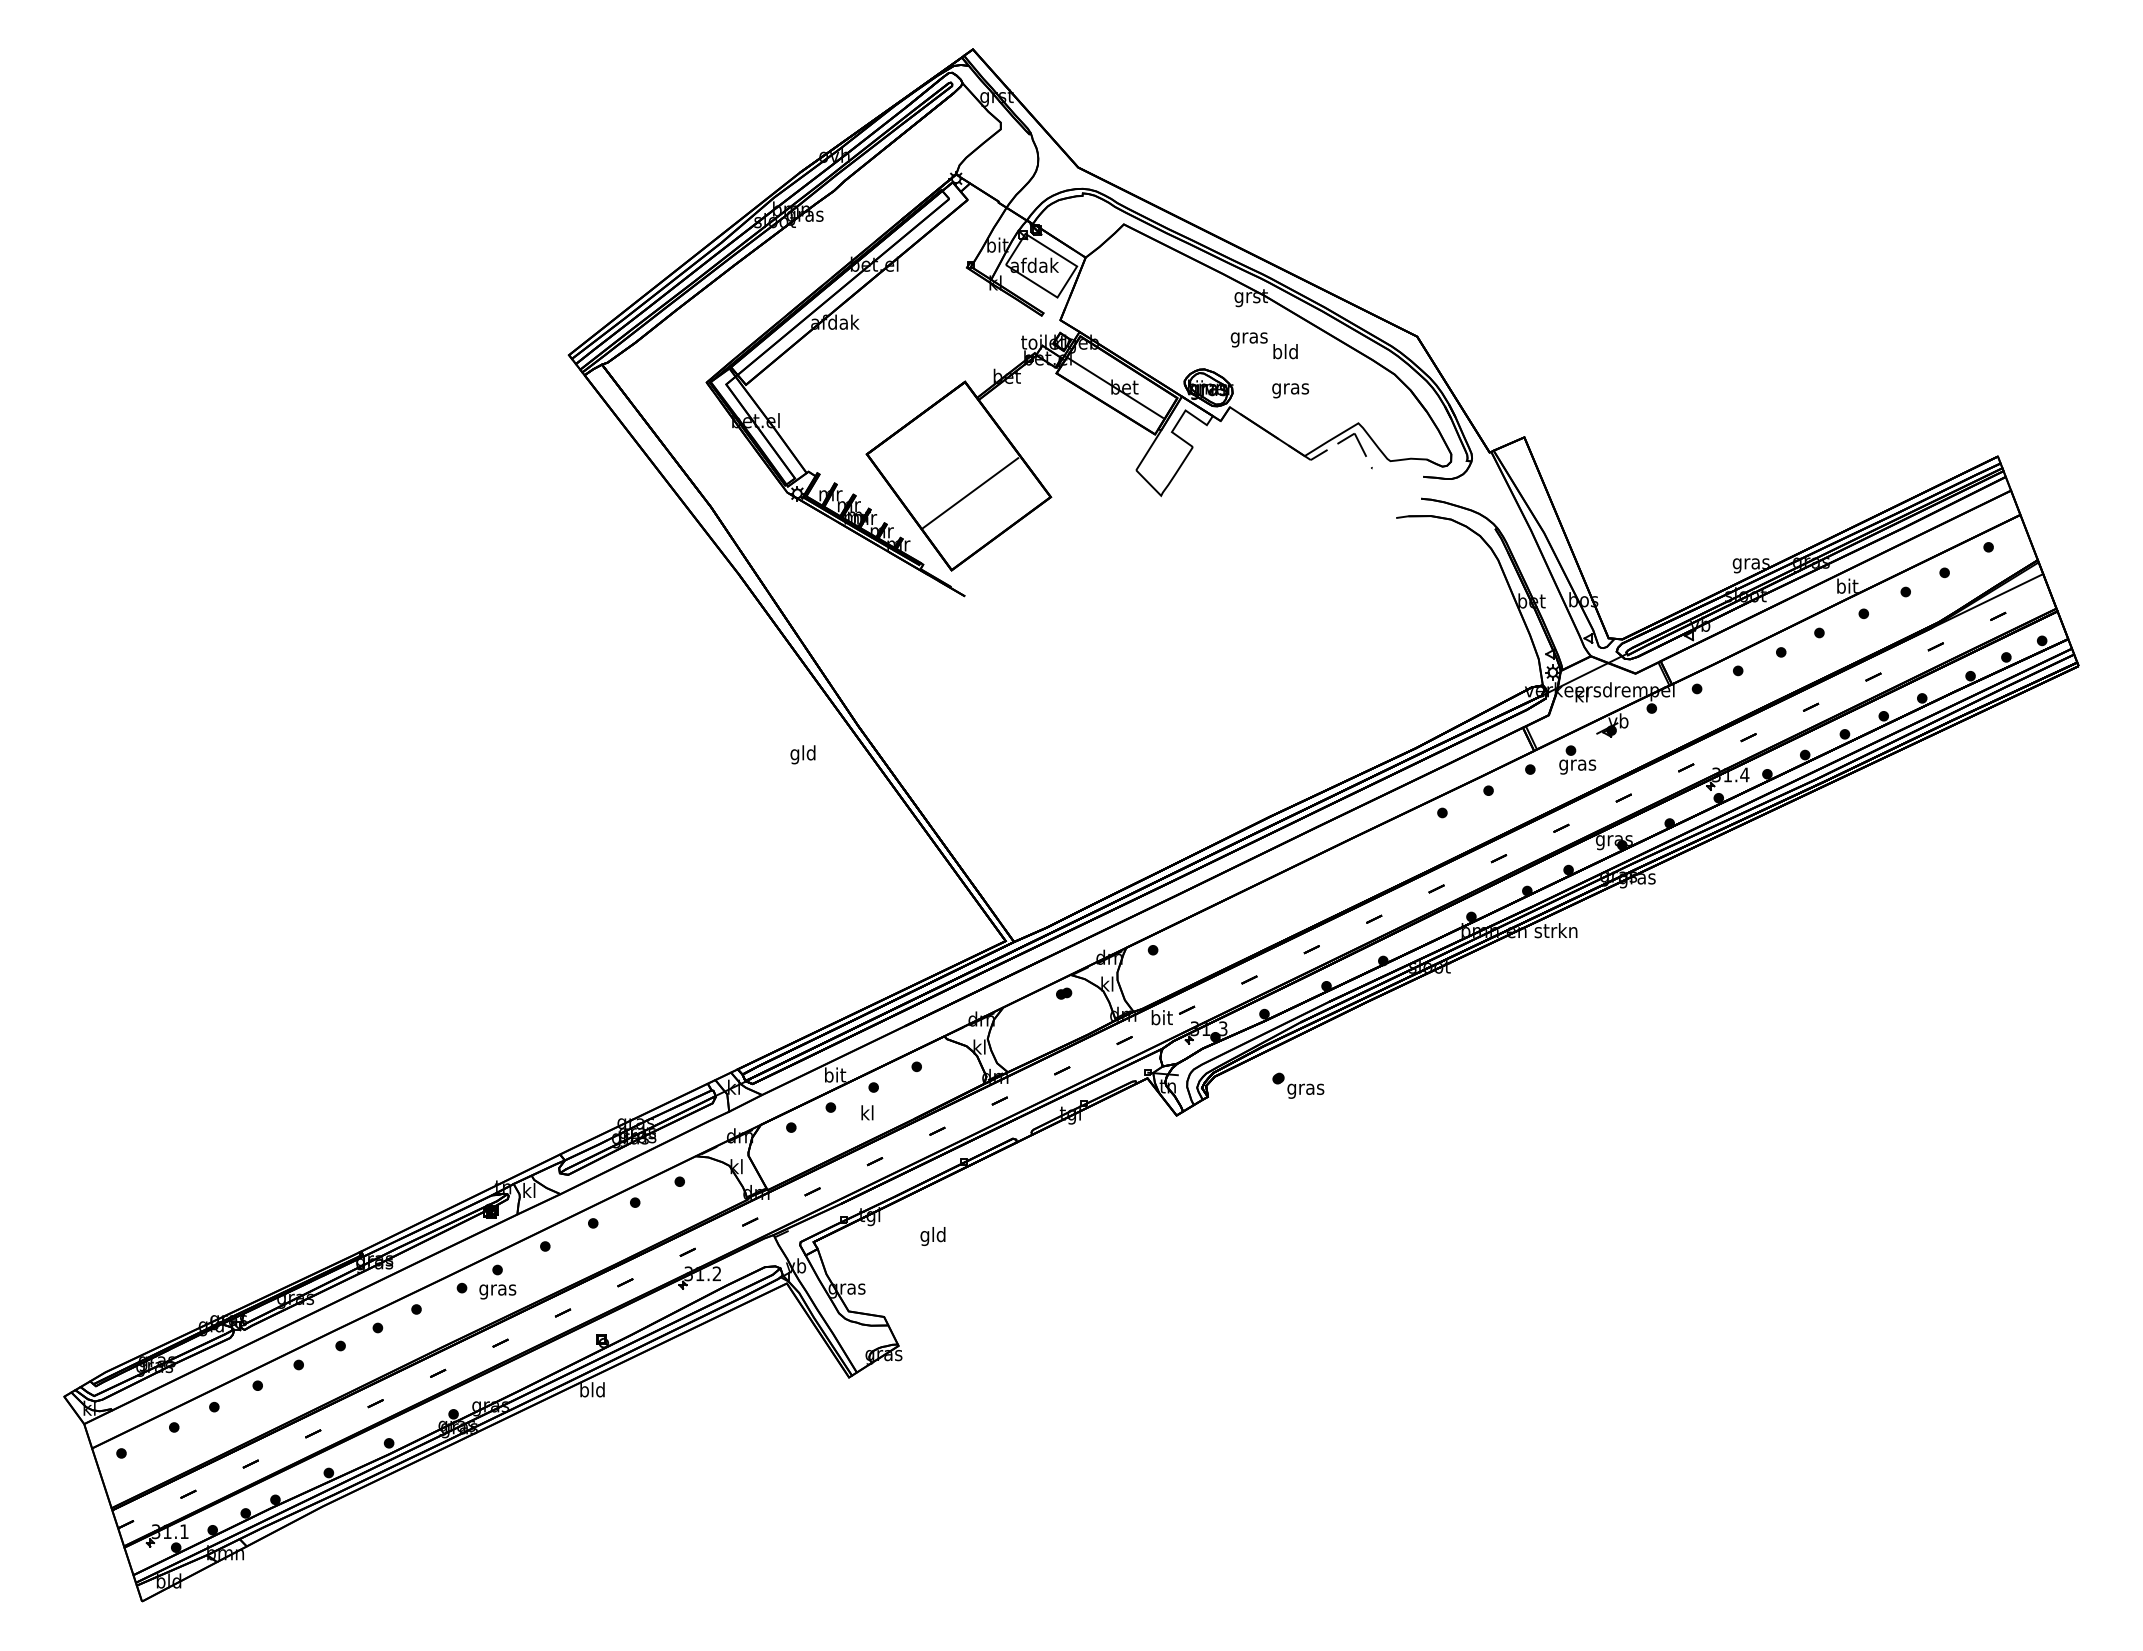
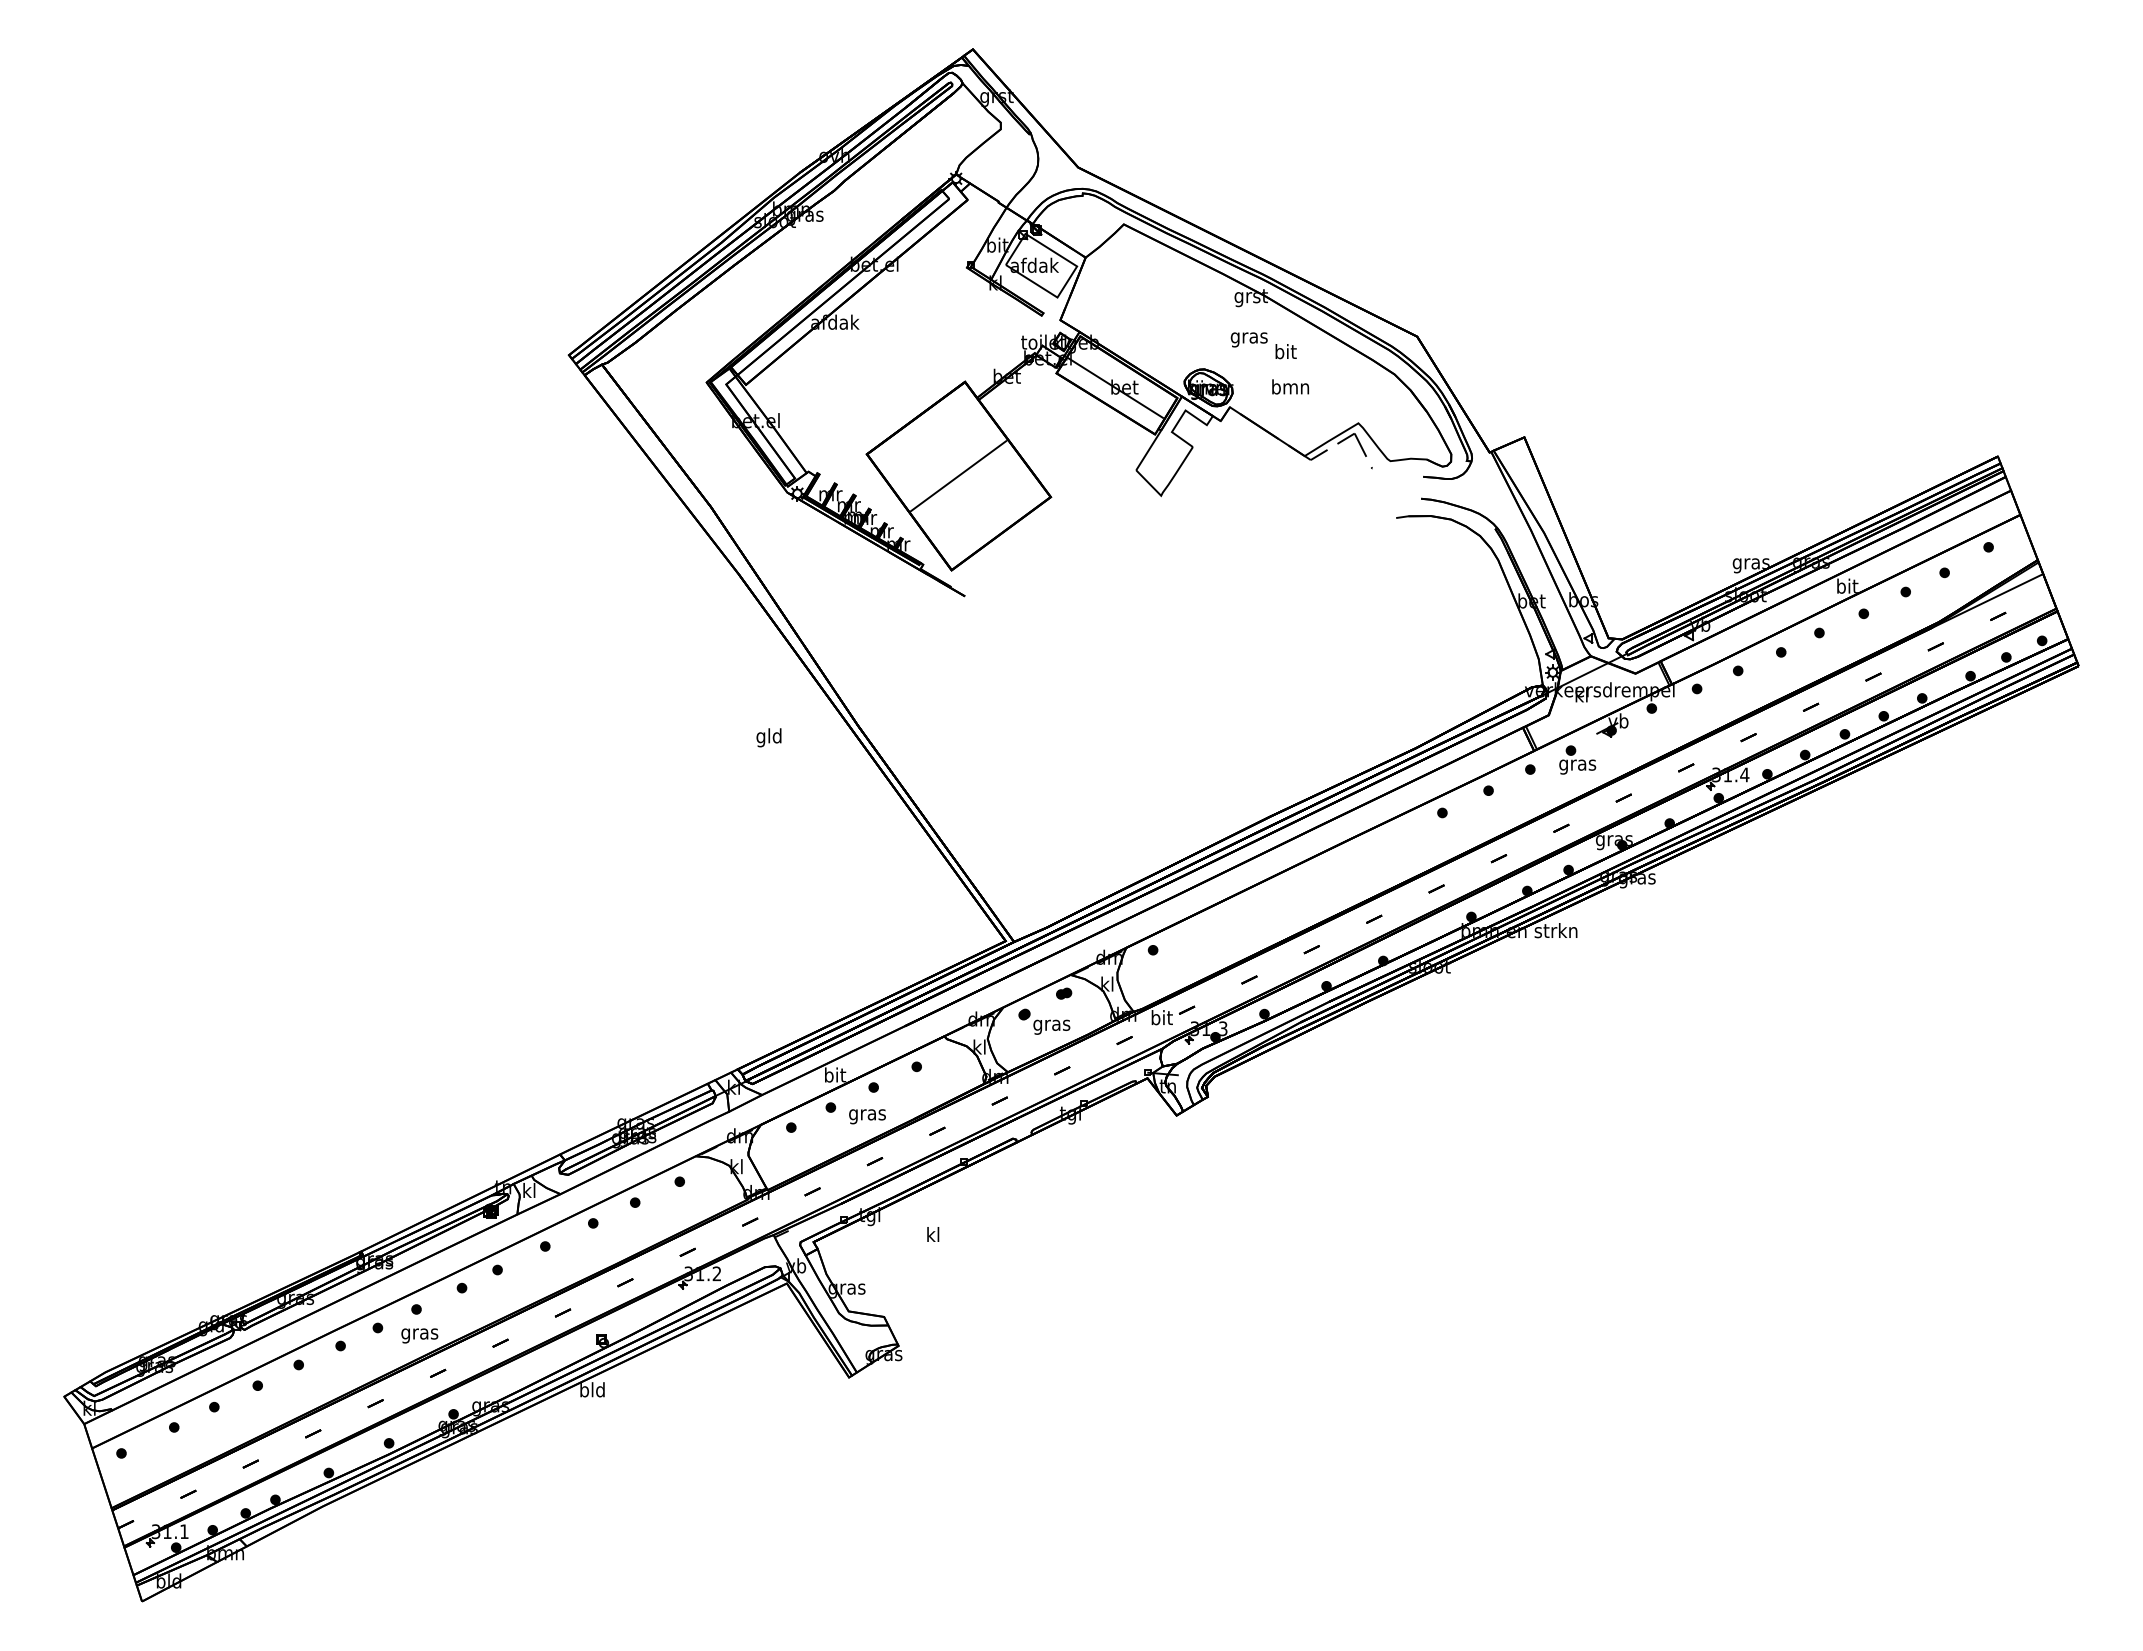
text: bld -> bit (1285, 351)
text: gras -> bmn (1290, 388)
line position: (970, 493) -> (958, 476) (958, 476)
text position: (802, 754) -> (768, 737) (768, 737)
part position: (1298, 1085) -> (1044, 1021) (1044, 1021)
text: kl -> gras (867, 1114)
text: gld -> kl (932, 1236)
text position: (497, 1291) -> (419, 1335) (419, 1335)
